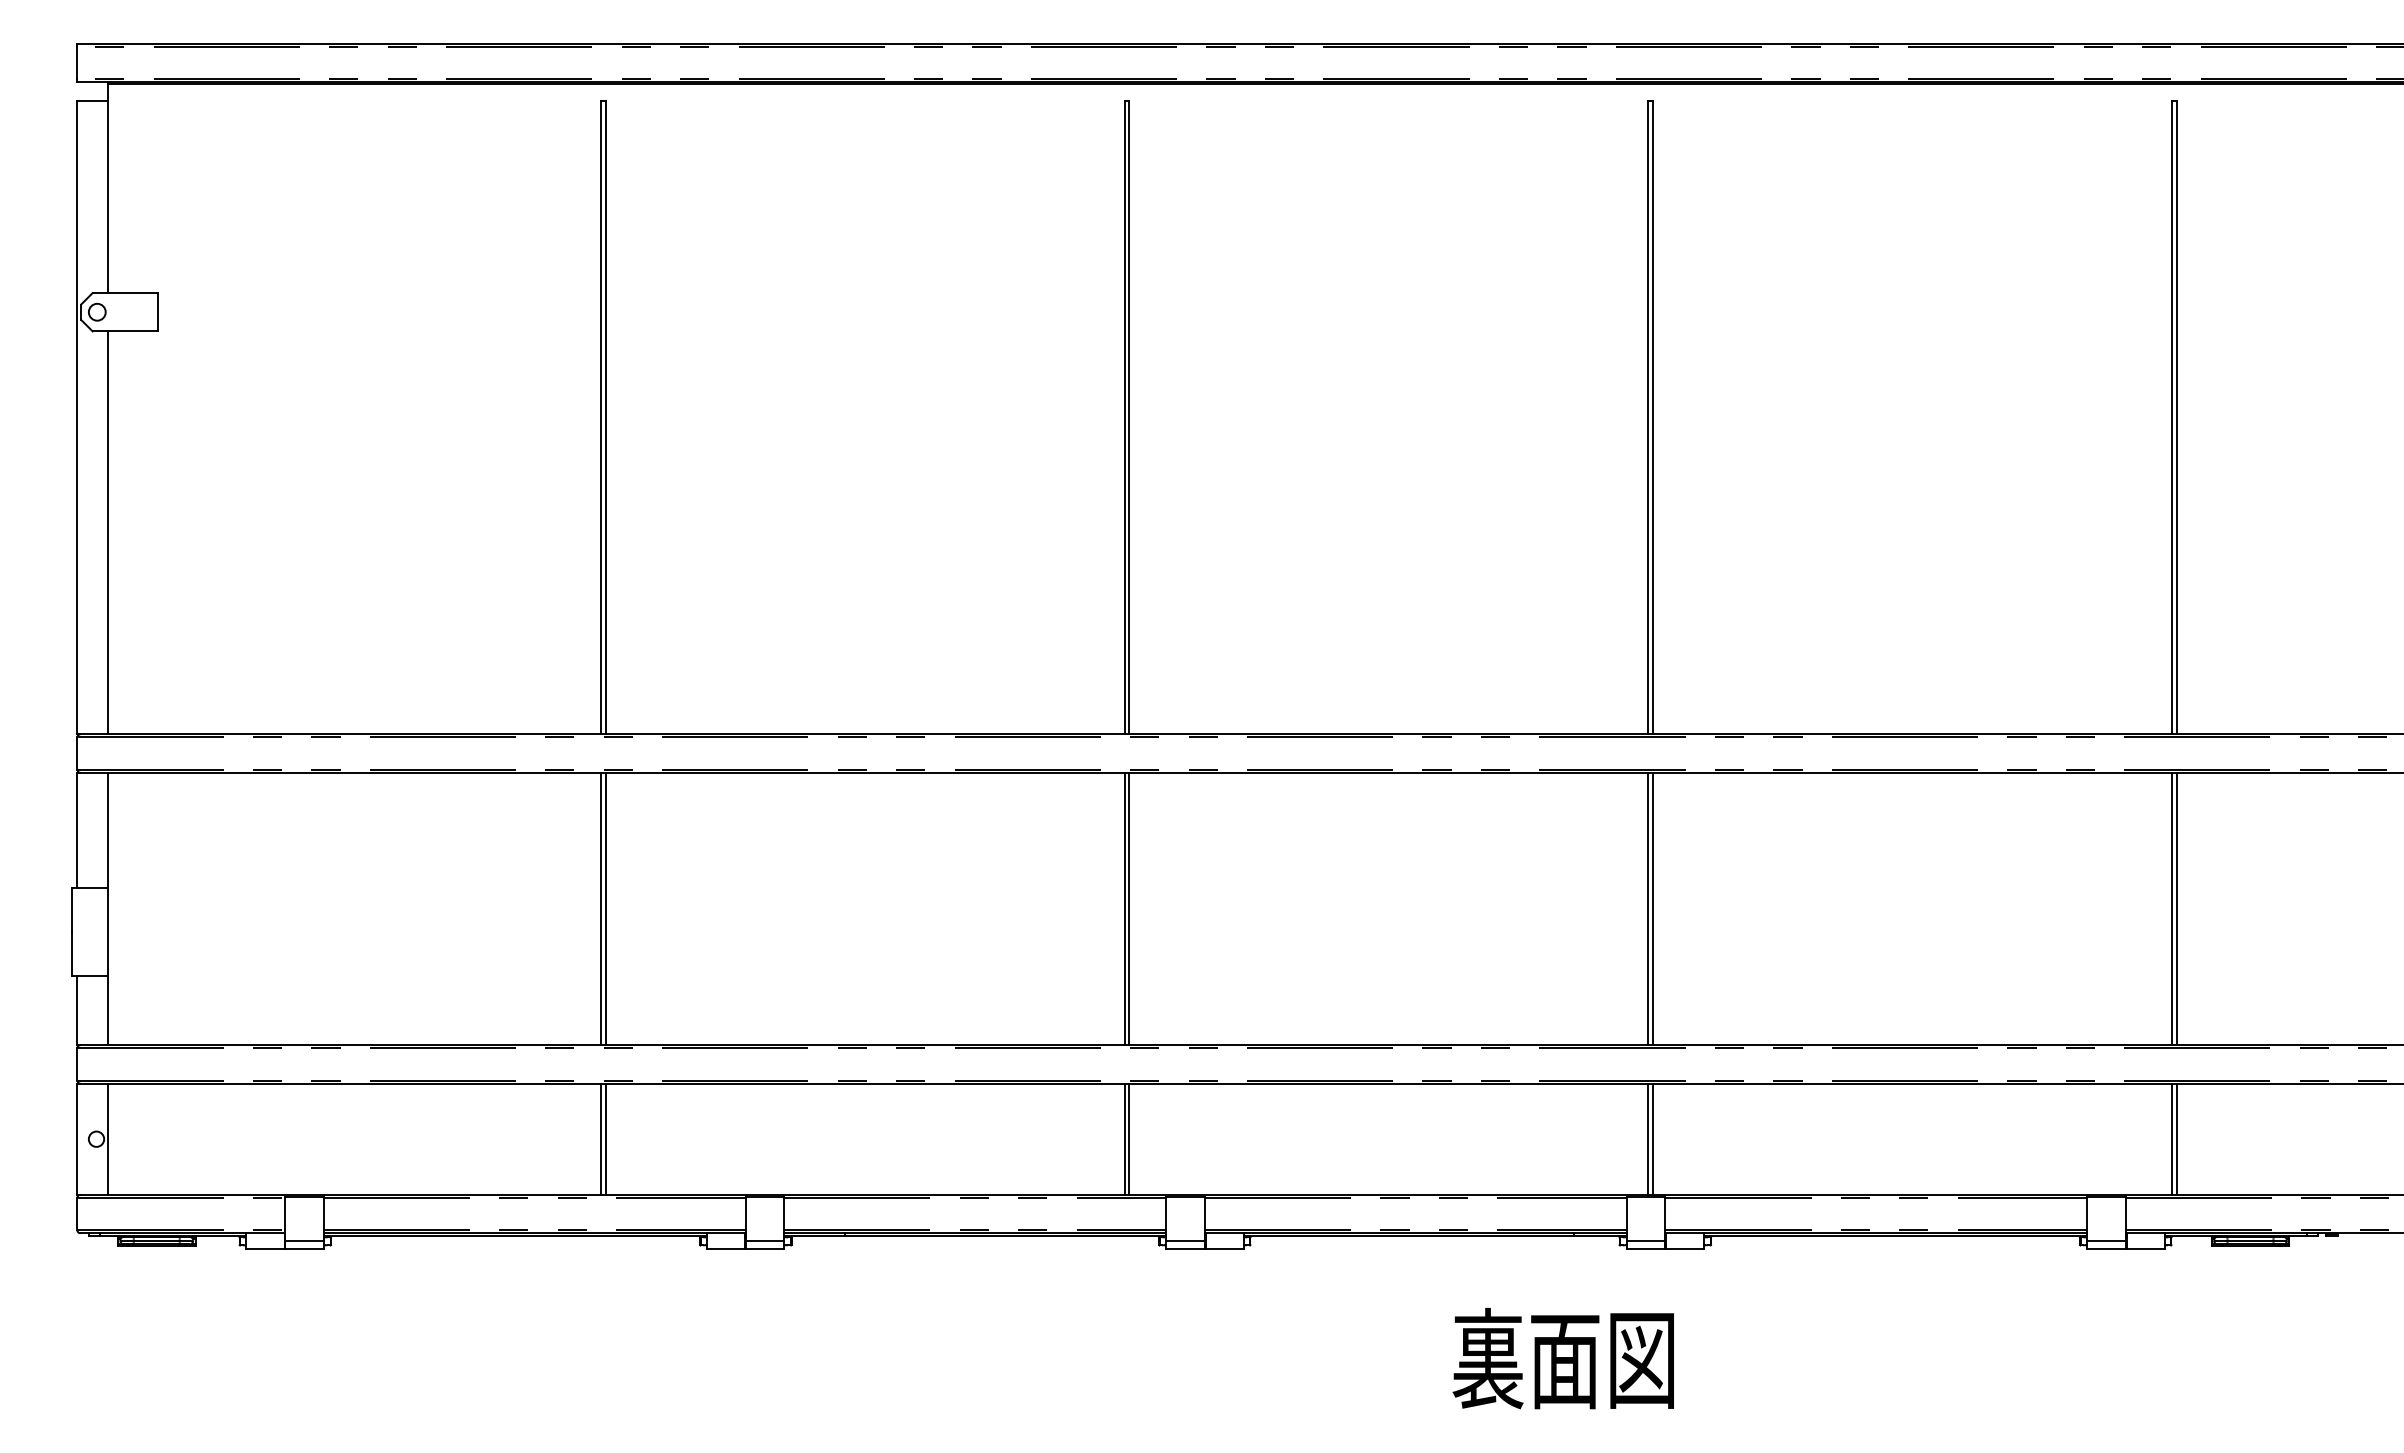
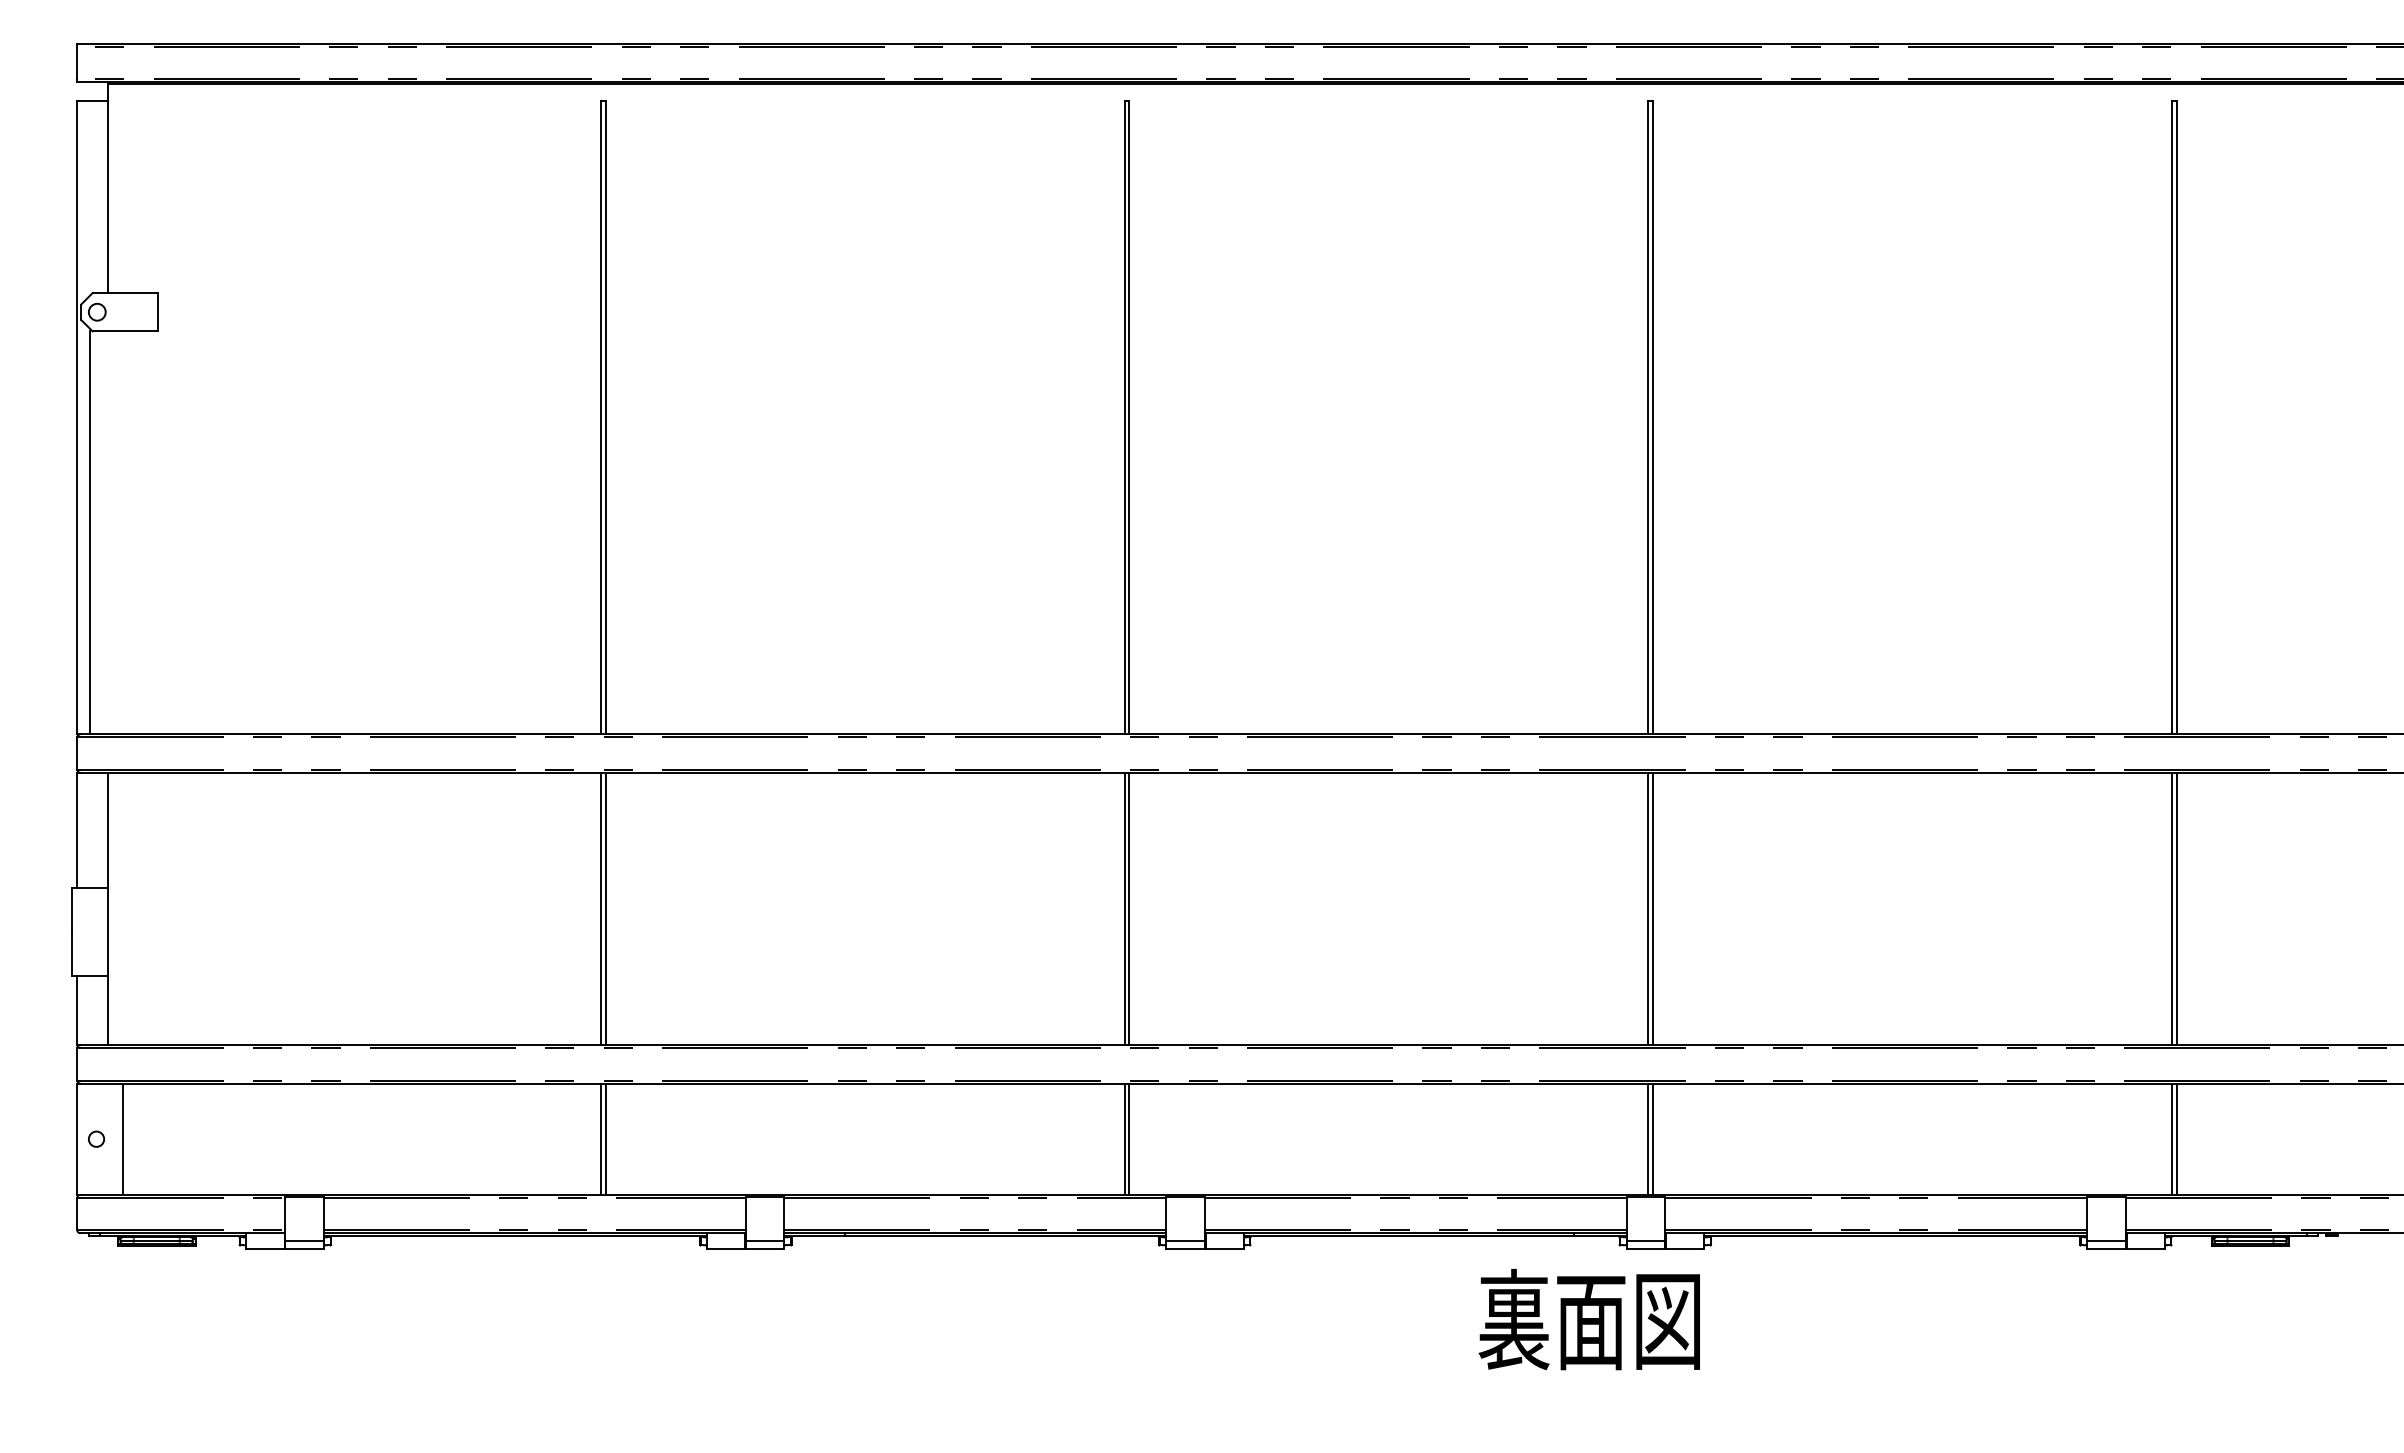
line position: (108, 532) -> (90, 532) (90, 532)
line position: (108, 1138) -> (123, 1138) (123, 1138)
text position: (1562, 1358) -> (1588, 1319) (1588, 1319)
